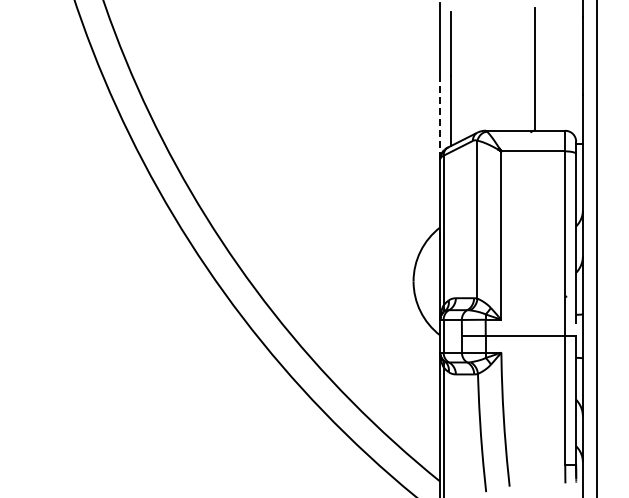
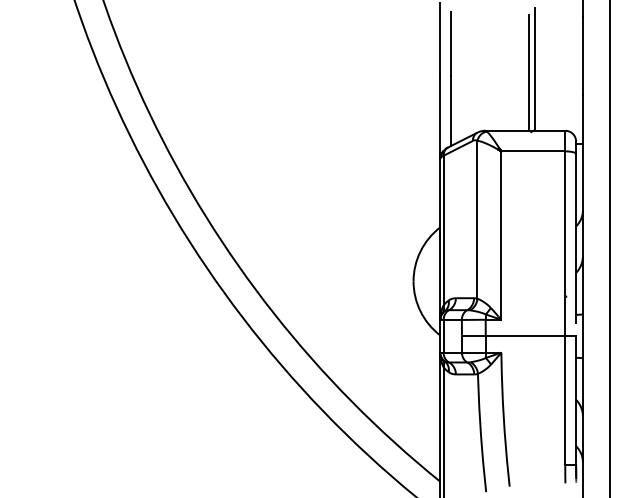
line: none -> present (528, 72)
line: dashed -> solid (440, 117)
line position: (597, 248) -> (610, 248) (610, 248)
